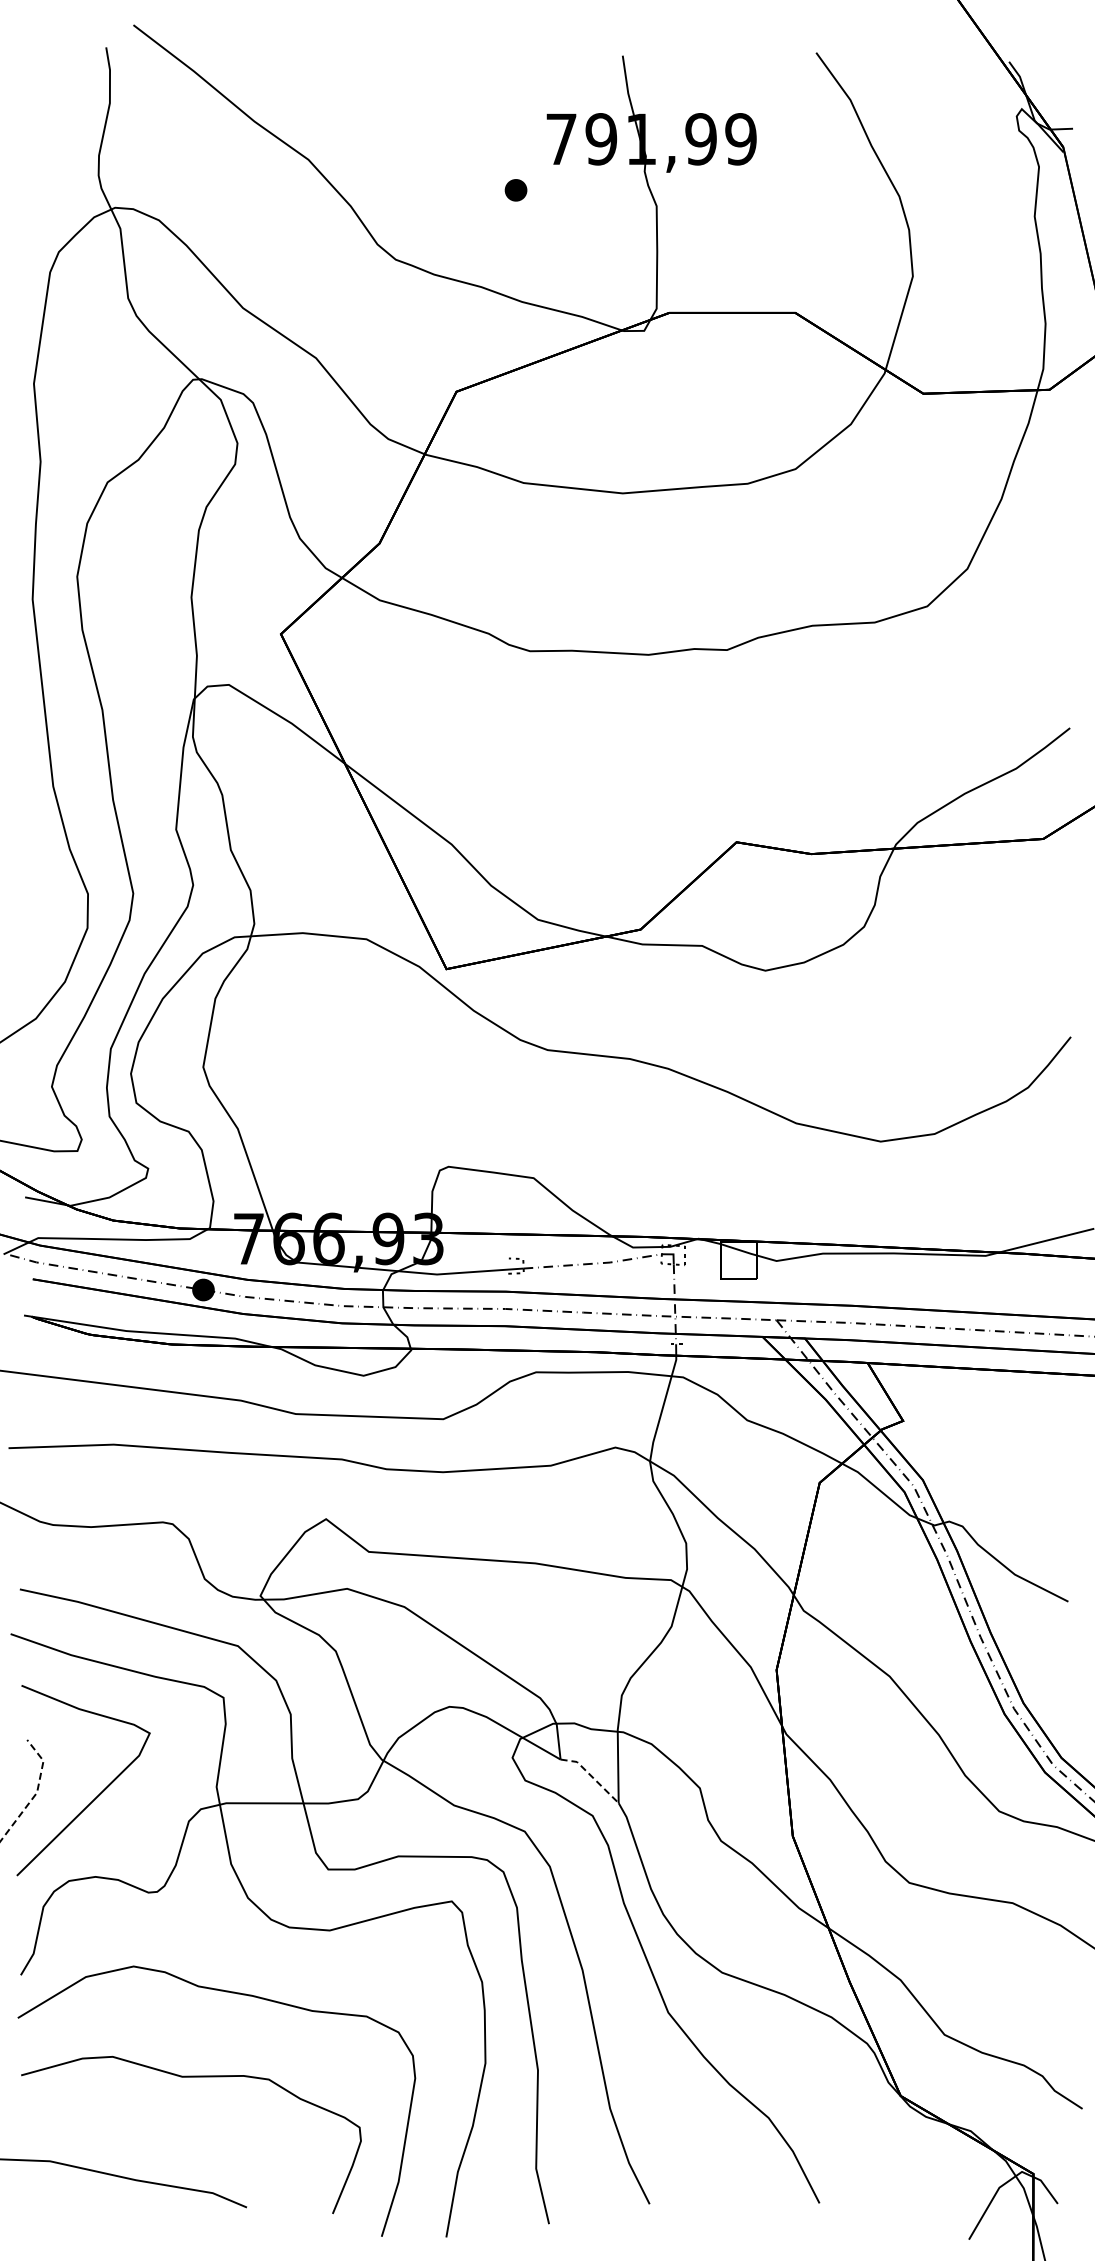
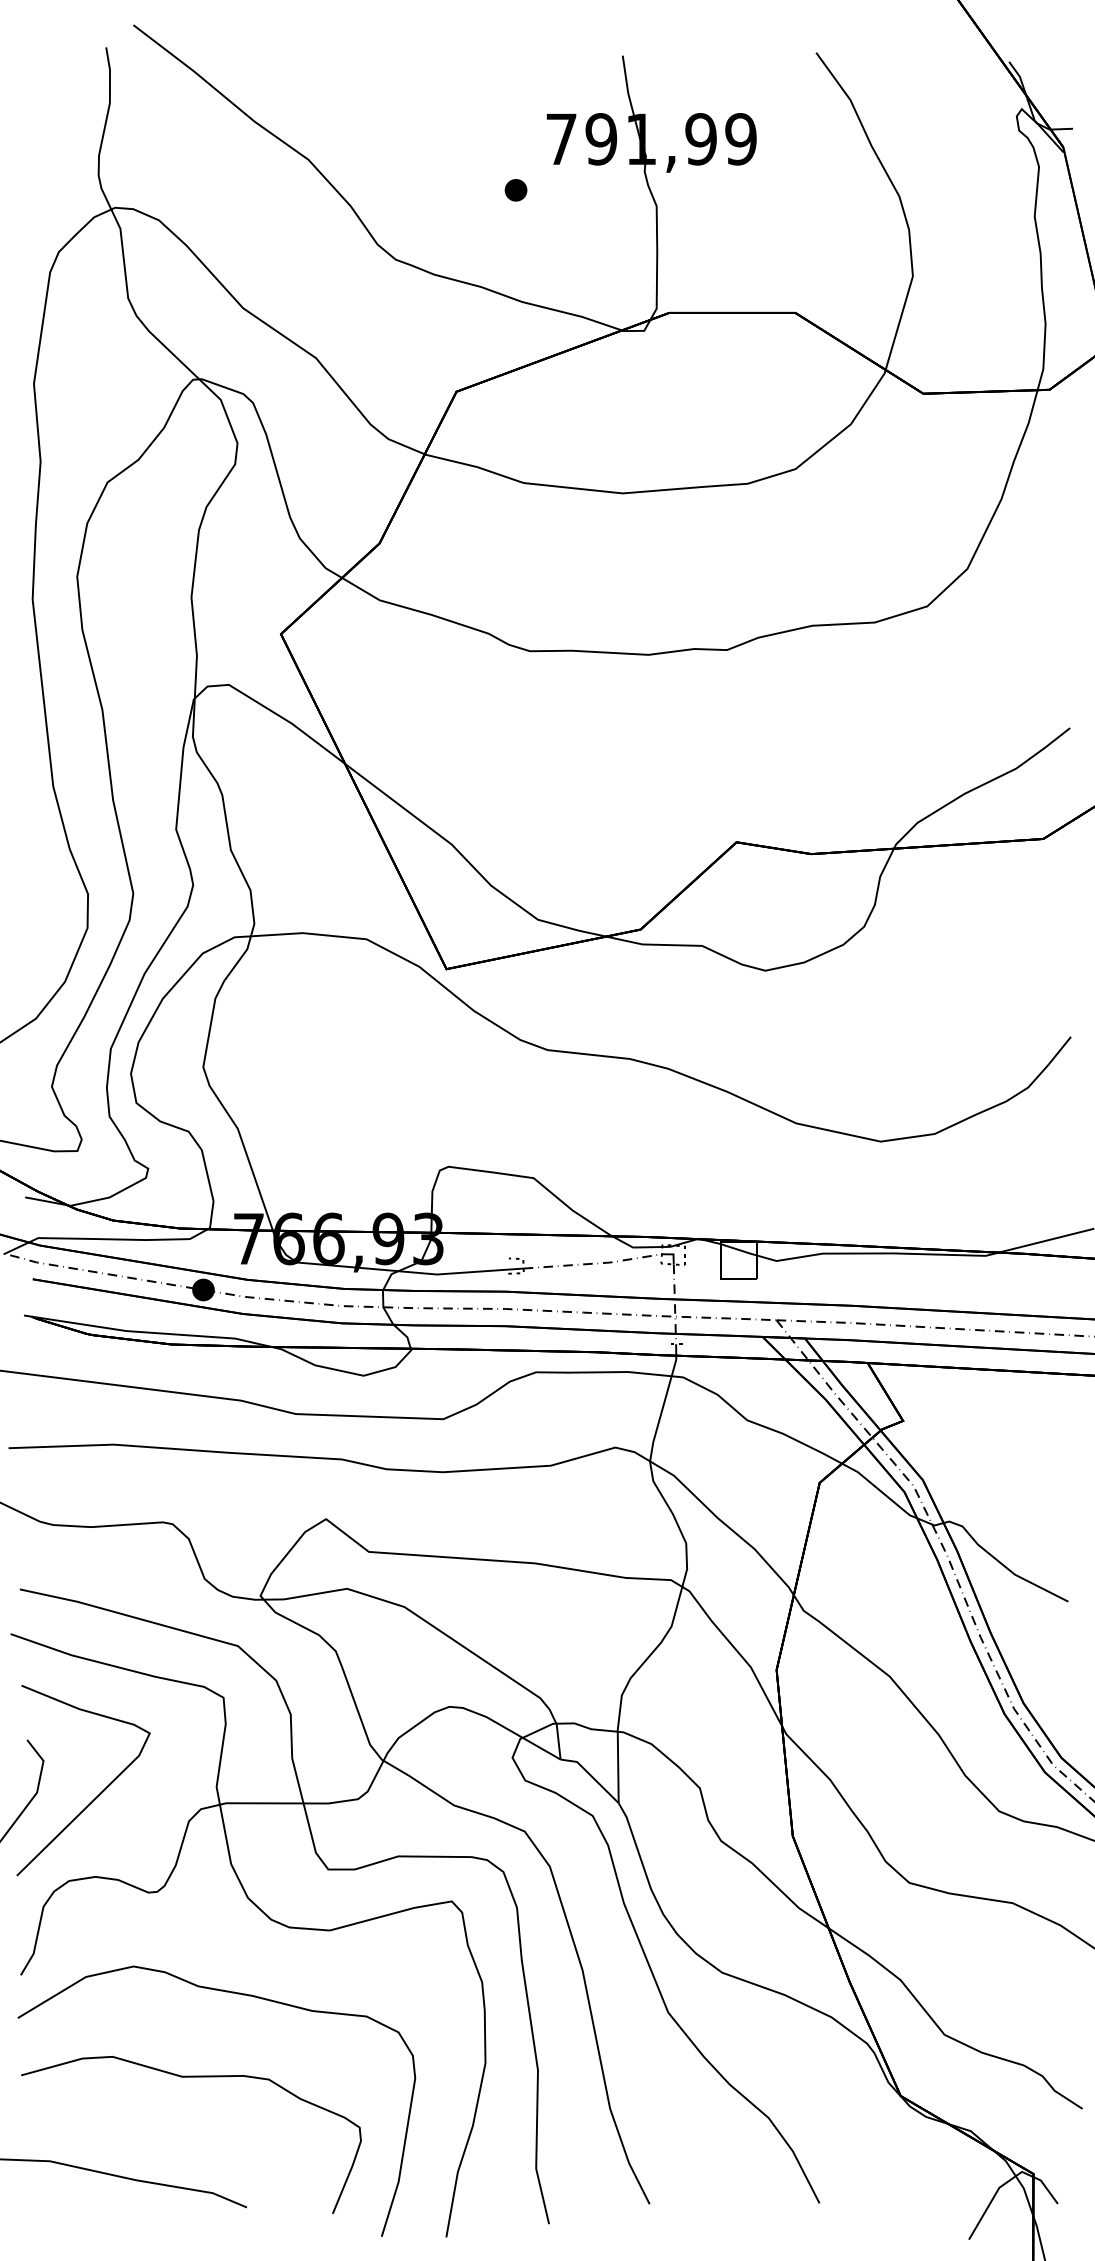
line: dashed -> solid (591, 1776)
line: dashed -> solid (37, 1792)
